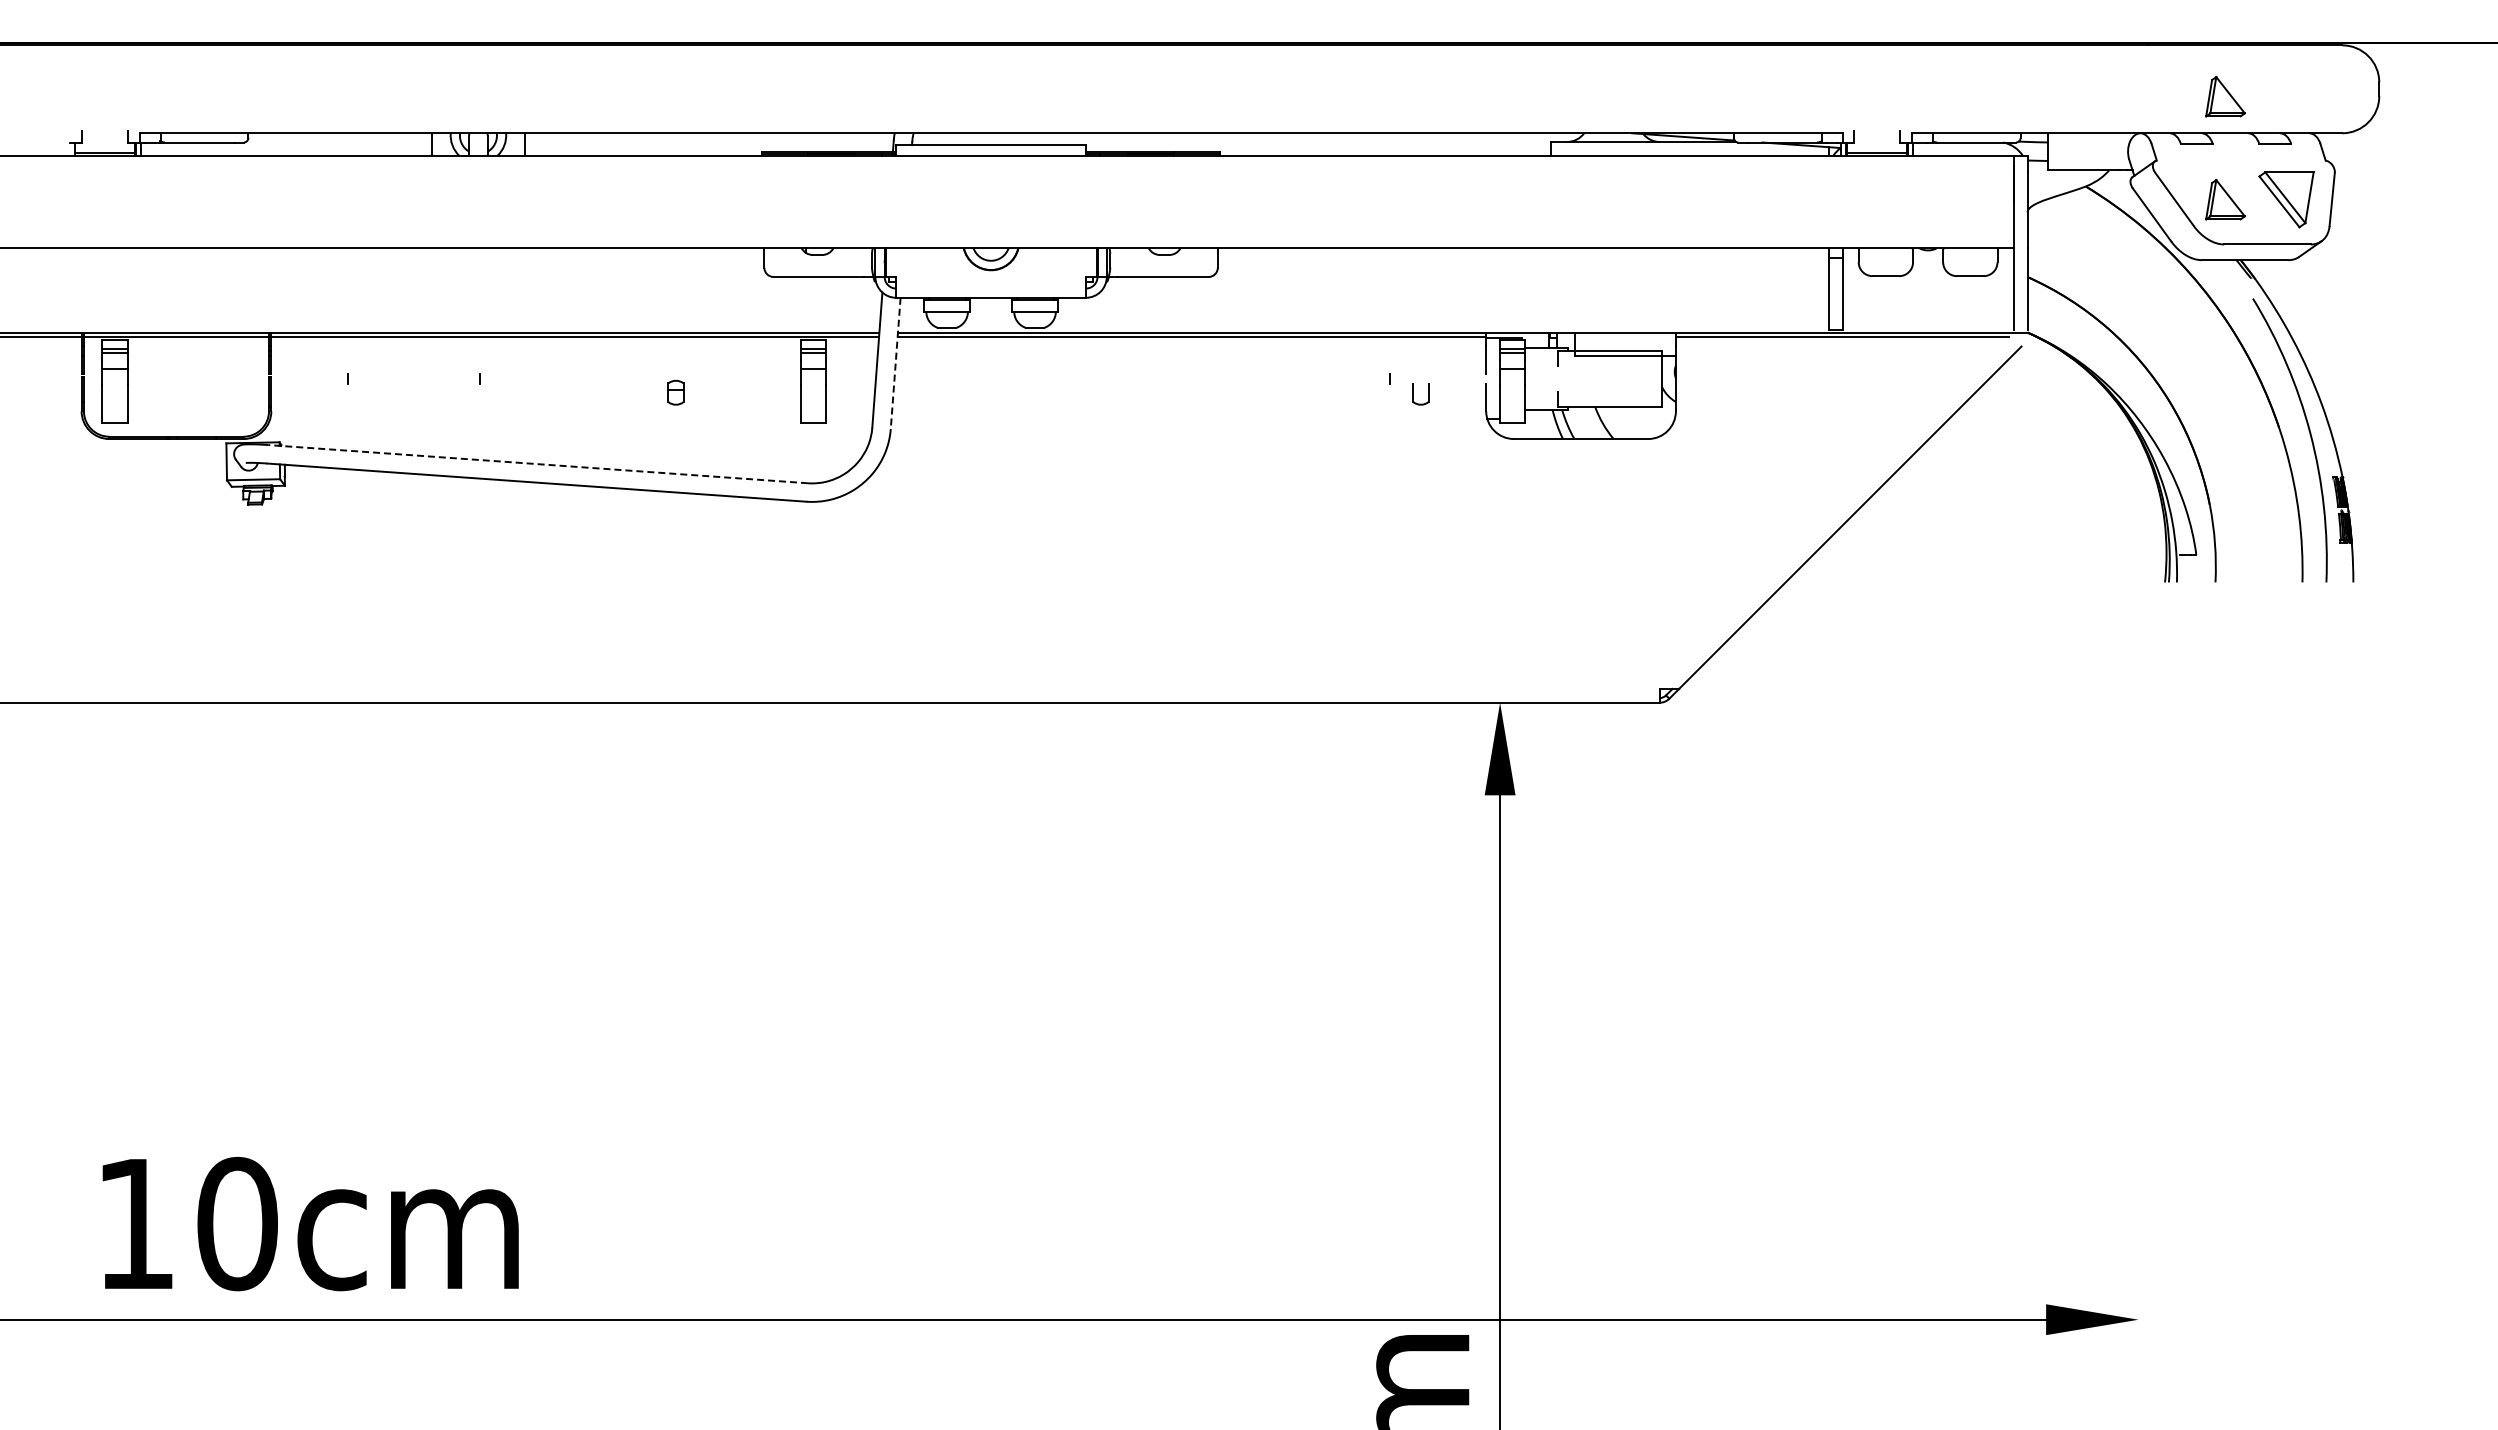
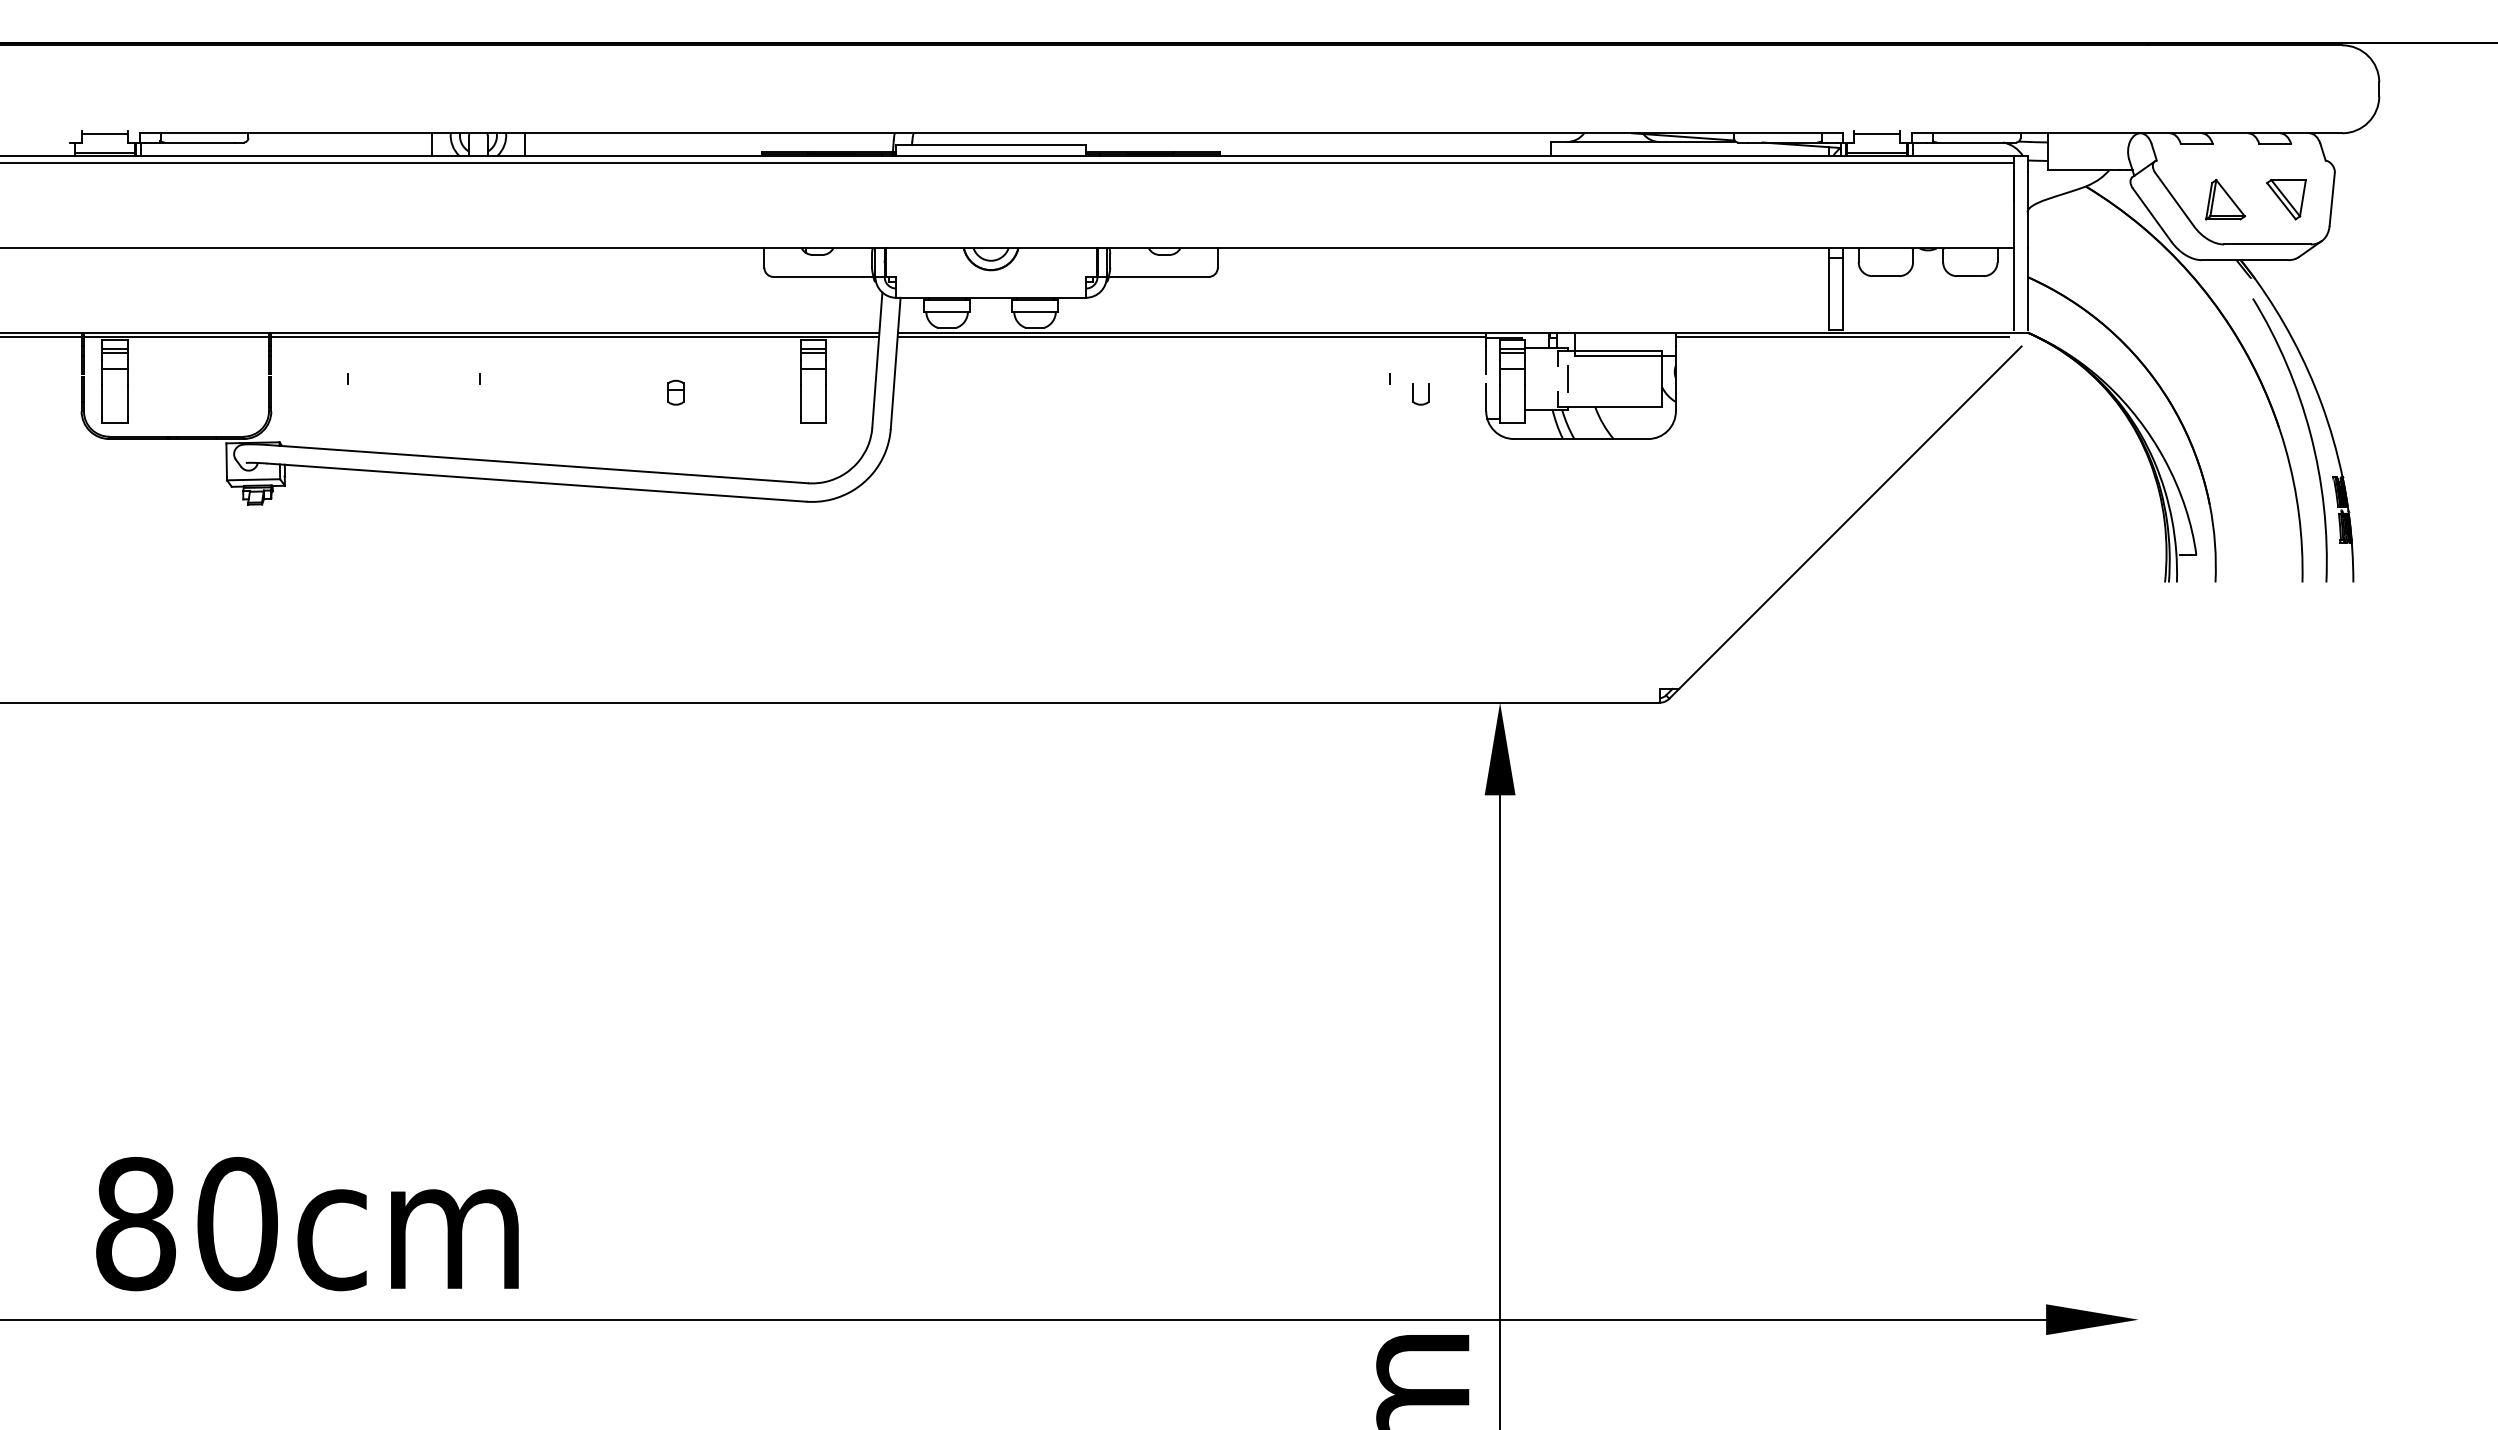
part: present -> none (2225, 96)
line: none -> present (104, 134)
line: none -> present (1877, 134)
line: none -> present (1007, 162)
part size: 57x58 px -> 41x43 px (2286, 199)
line: dashed -> solid (895, 363)
line: none -> present (1568, 378)
line: dashed -> solid (537, 464)
text: 10cm -> 80cm (135, 1223)
